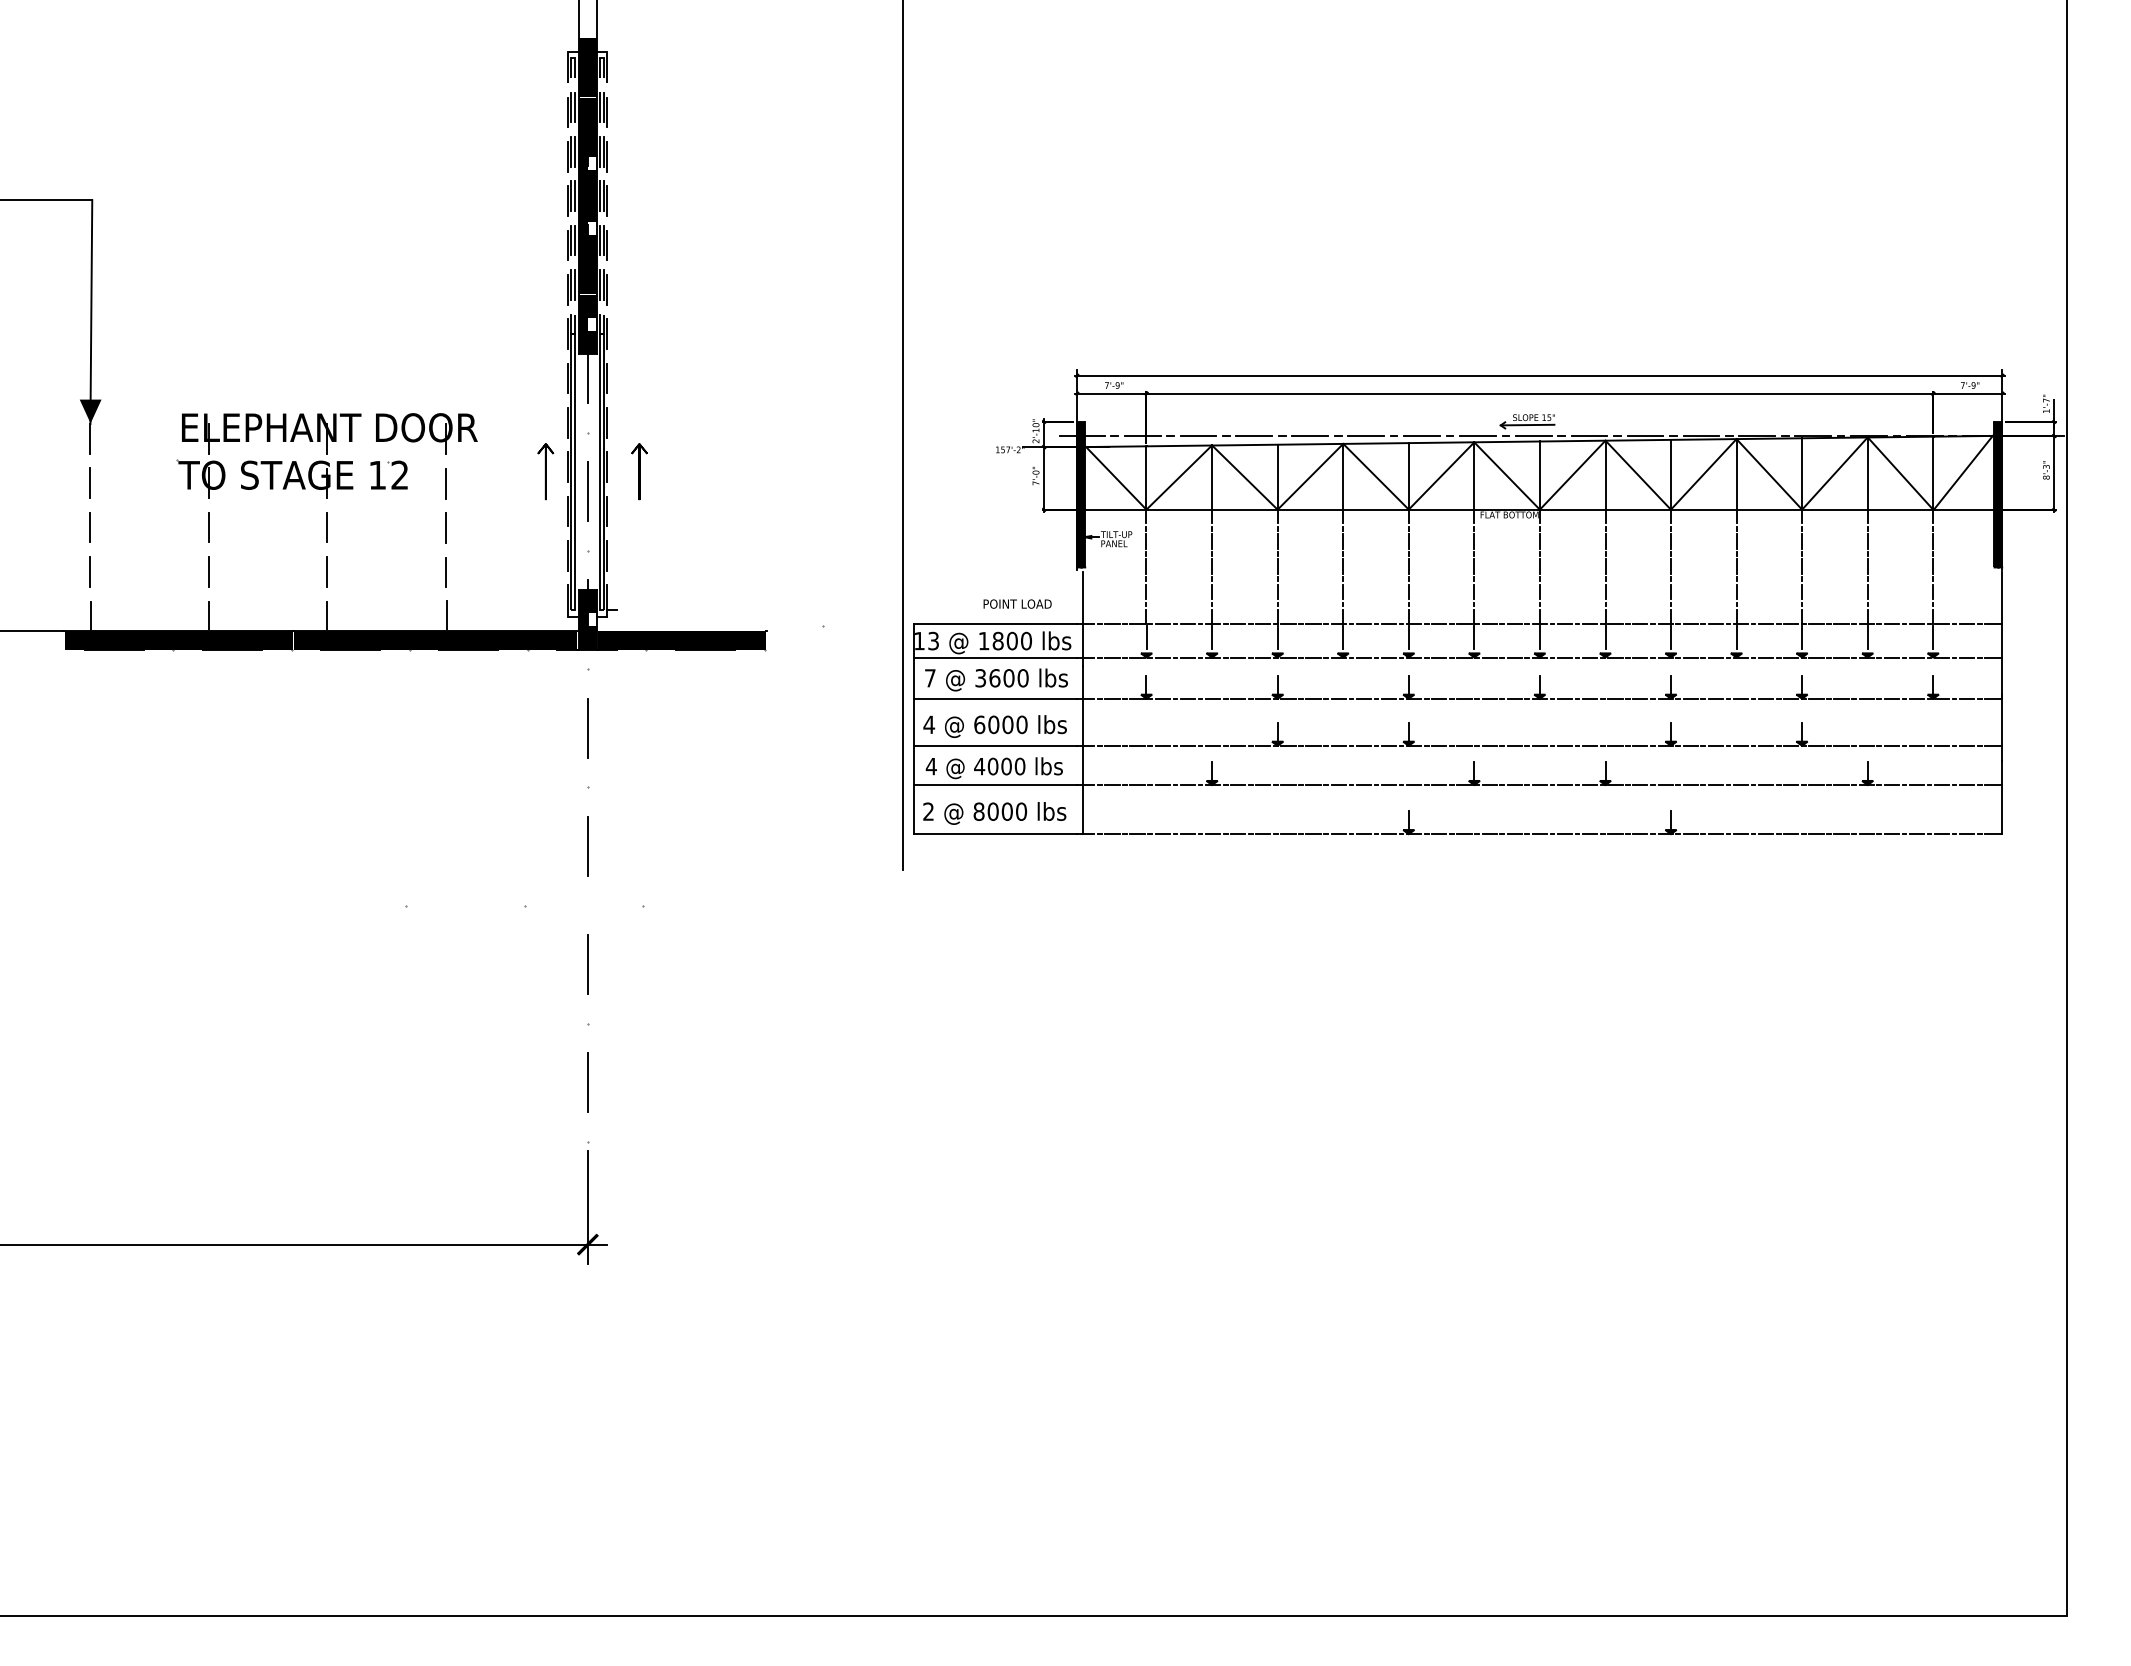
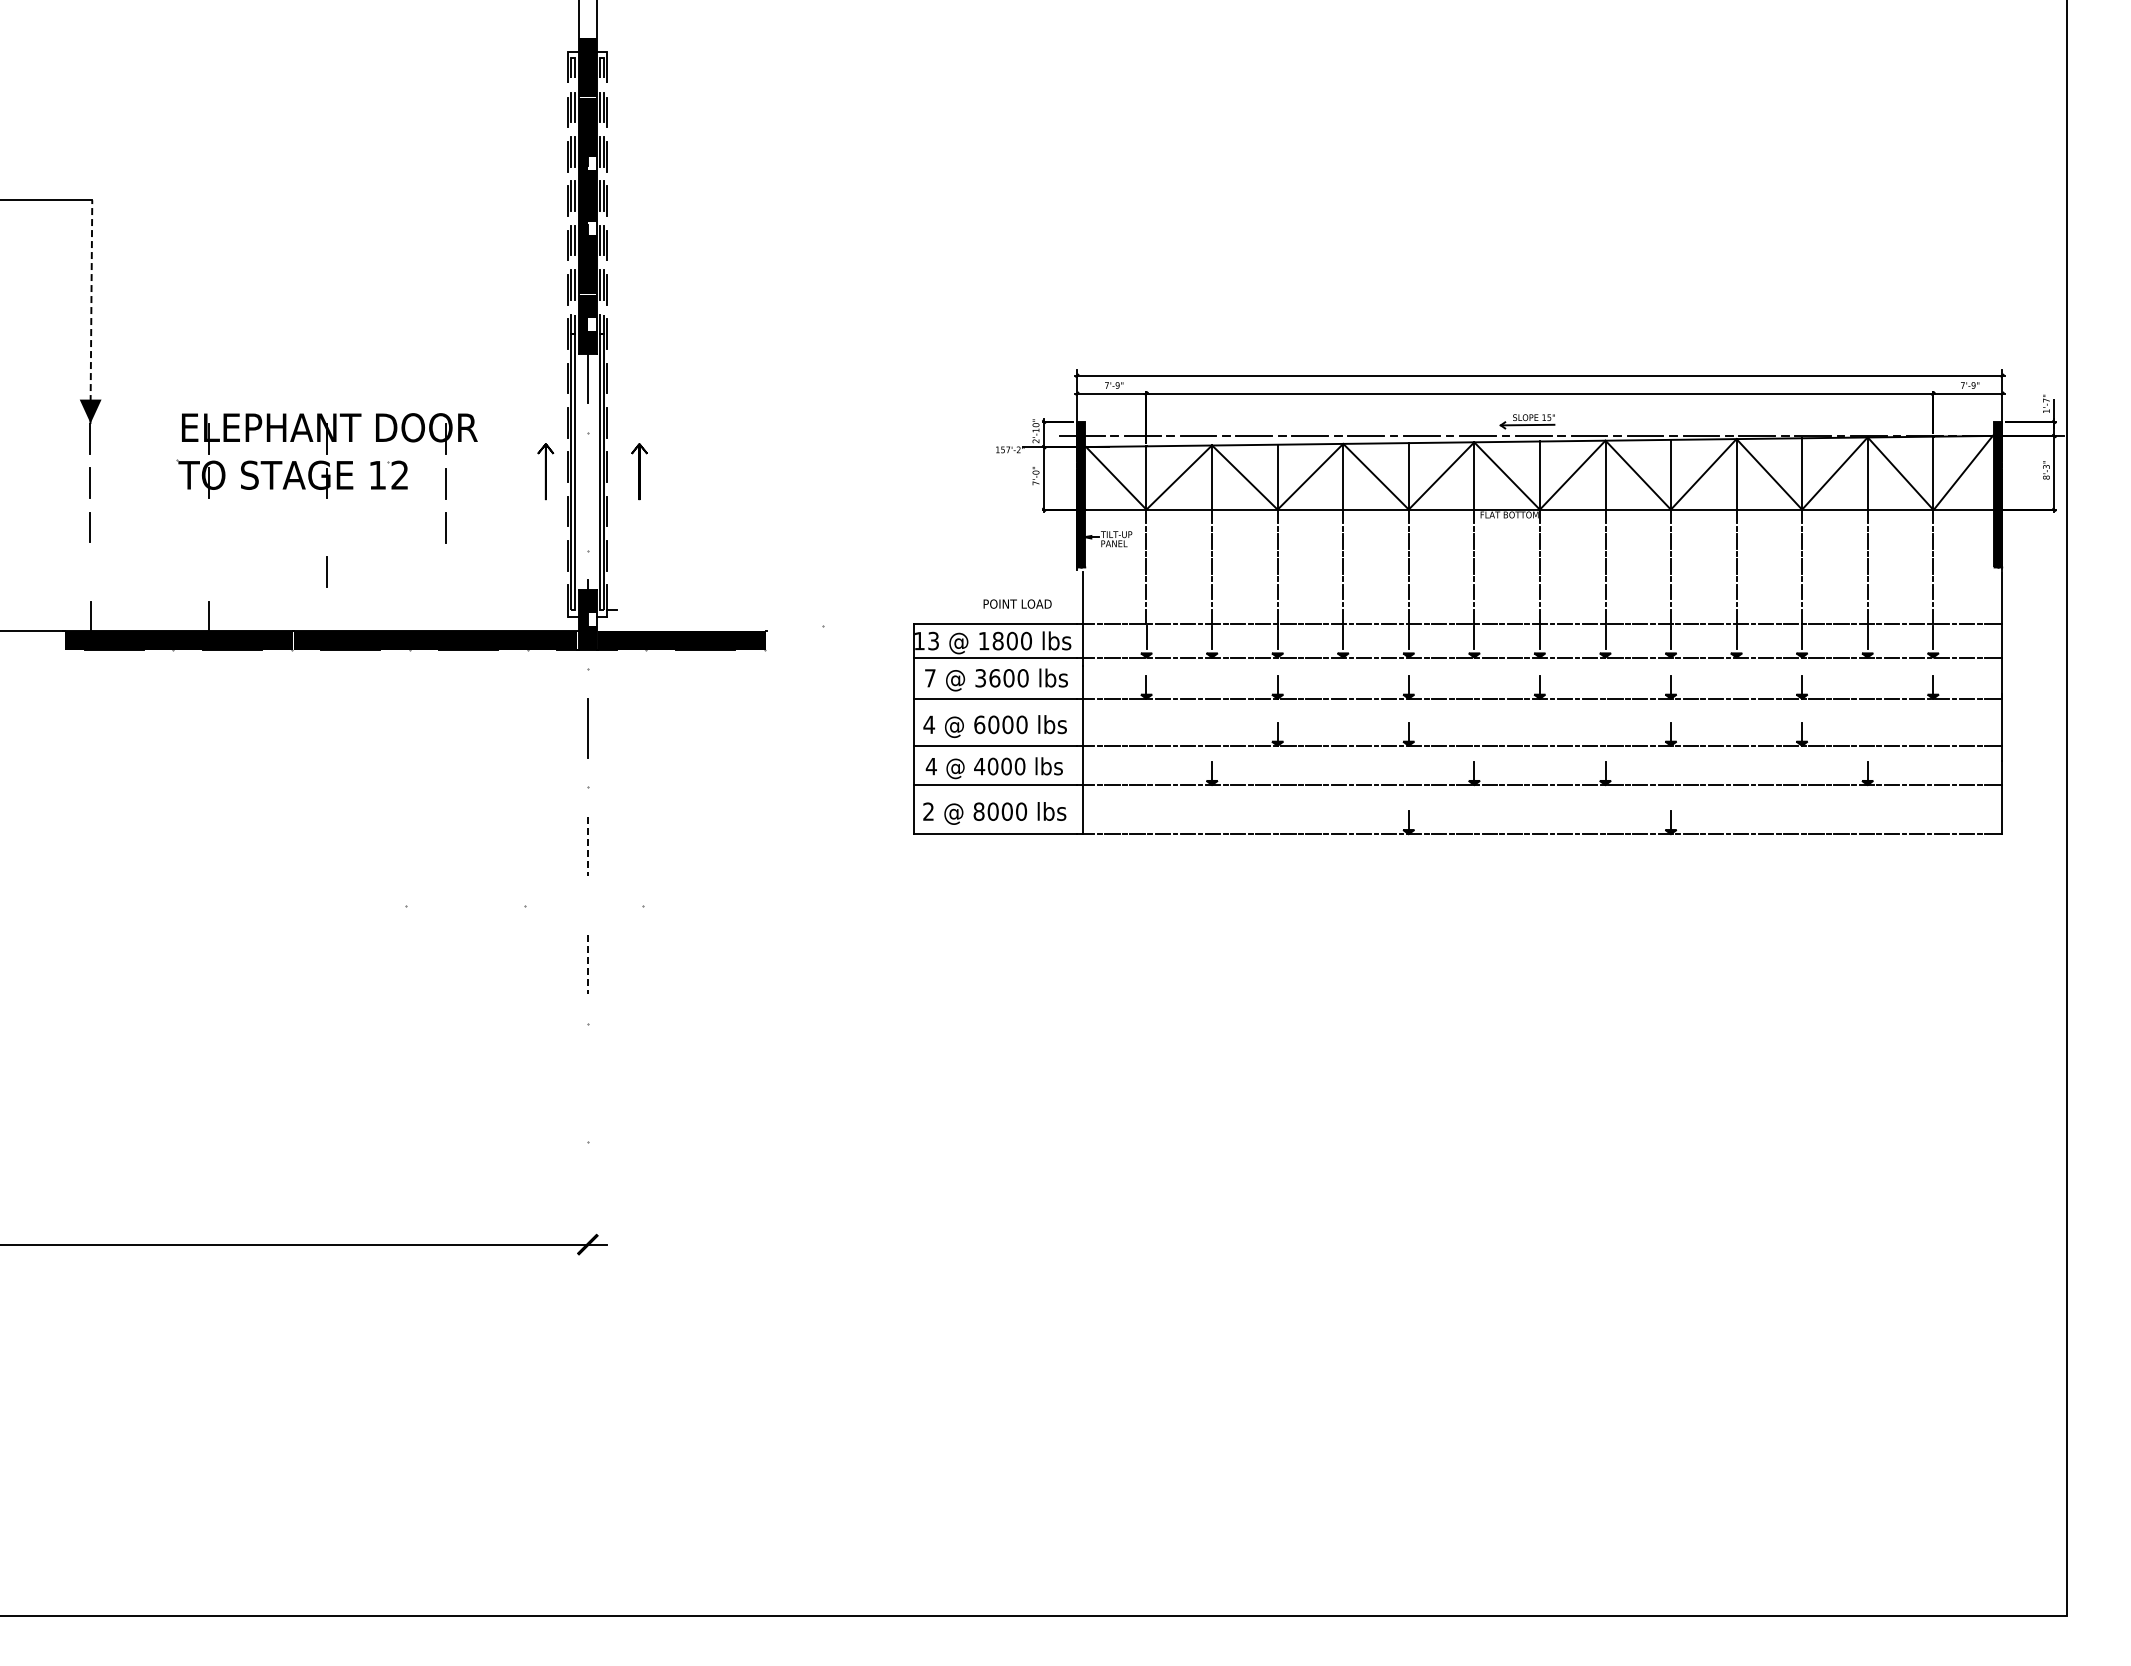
line: solid -> dashed (91, 312)
line: present -> none (903, 436)
line: present -> none (587, 491)
line: present -> none (208, 527)
line: present -> none (326, 527)
line: present -> none (90, 571)
line: present -> none (208, 571)
line: present -> none (445, 572)
line: present -> none (327, 615)
line: present -> none (446, 615)
line: solid -> dashed (587, 846)
line: solid -> dashed (587, 964)
line: present -> none (587, 1082)
line: present -> none (587, 1207)
